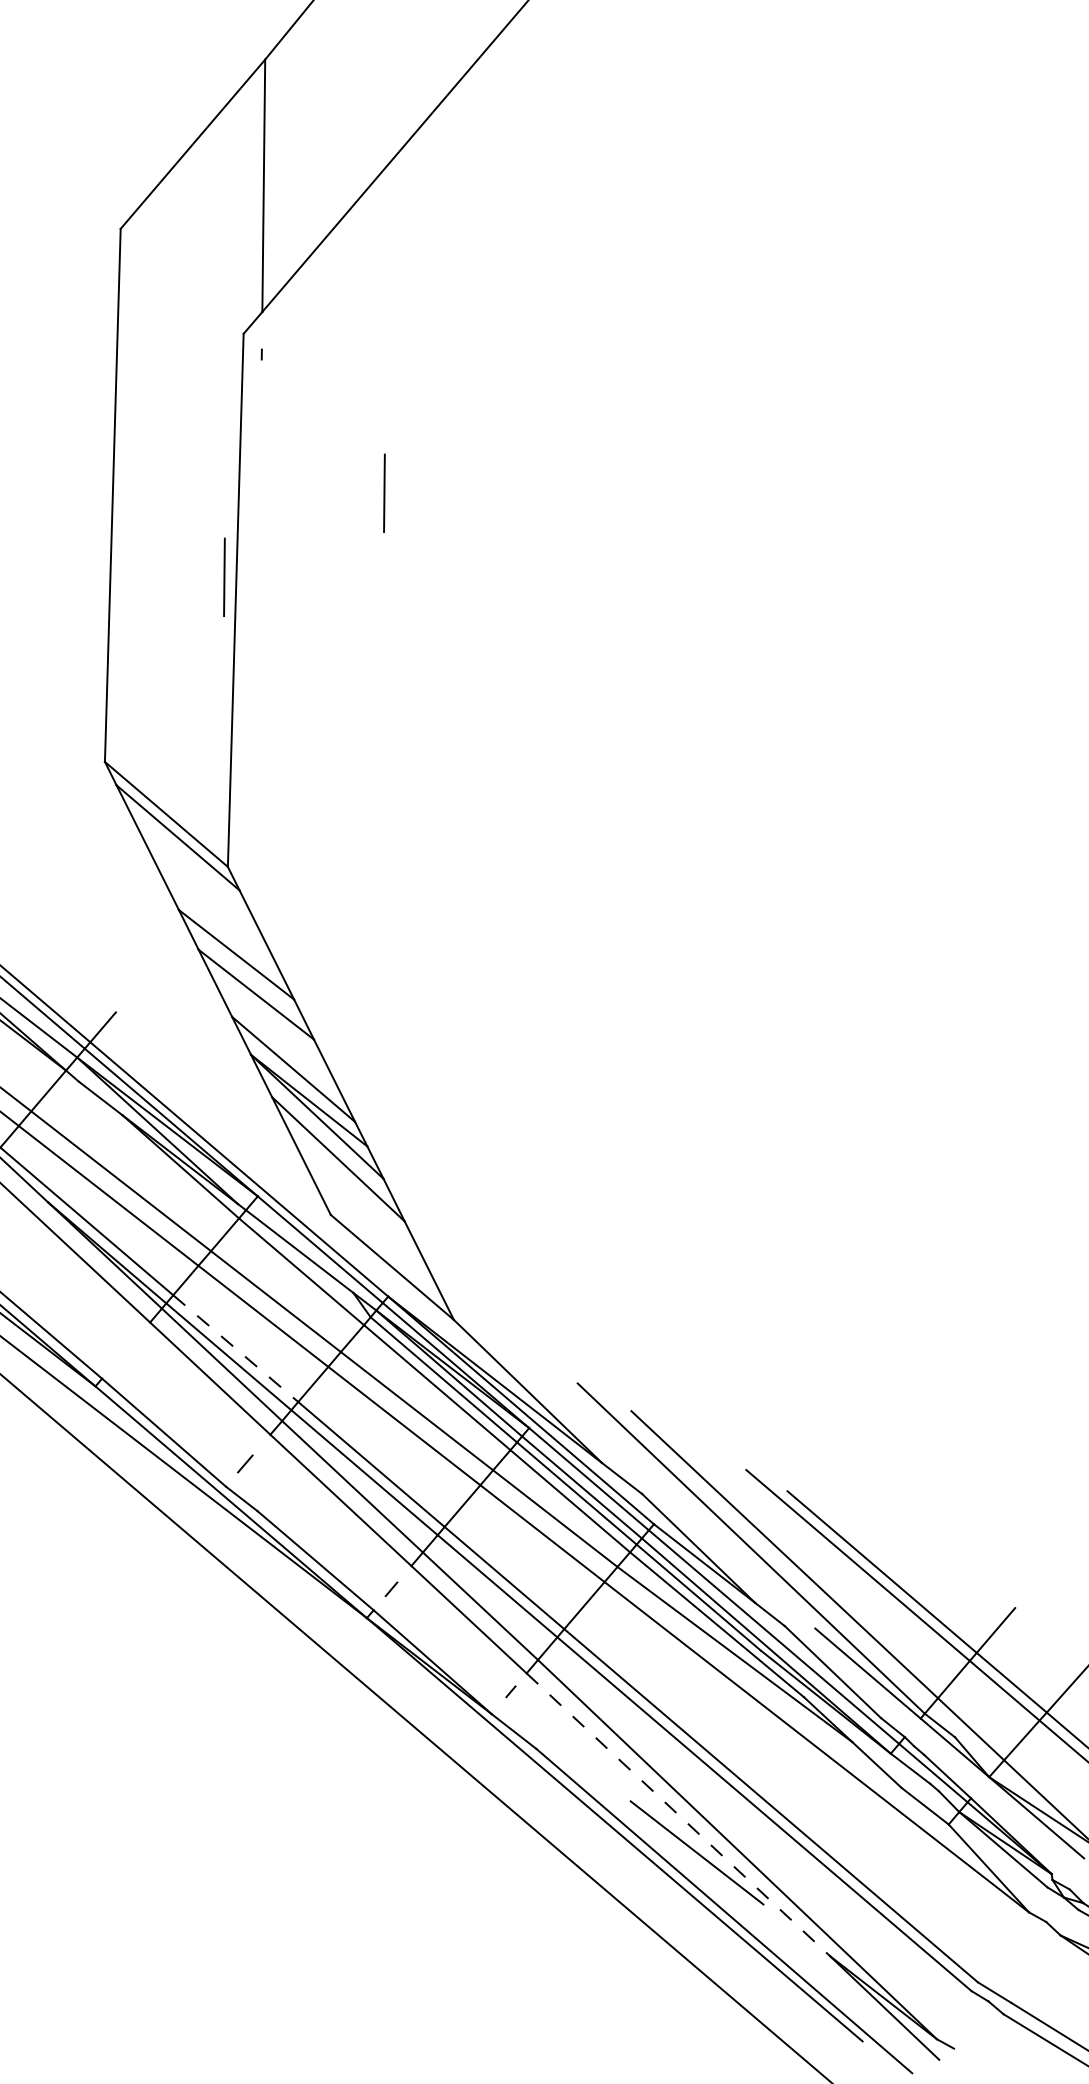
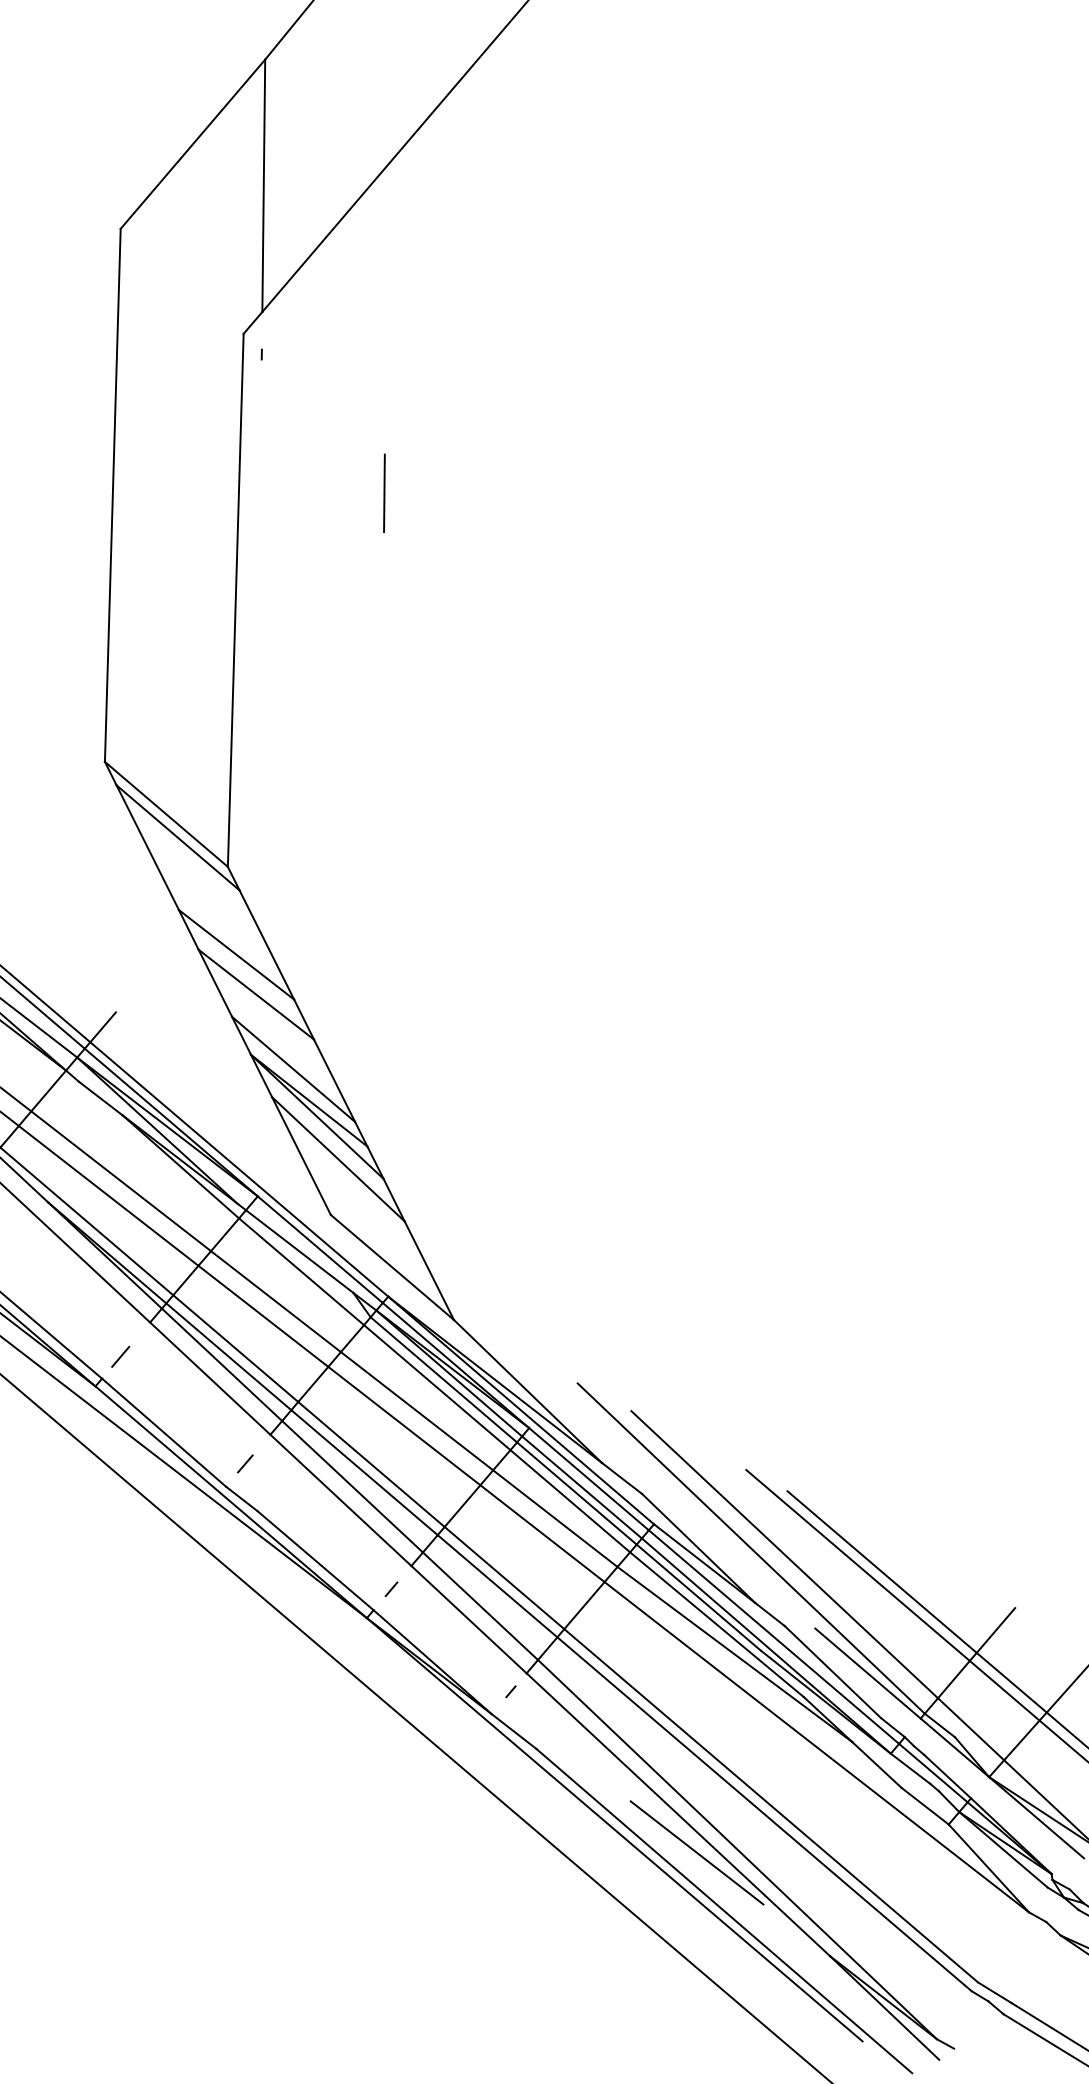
line: present -> none (224, 576)
line: dashed -> solid (236, 1348)
line: none -> present (120, 1356)
line: dashed -> solid (678, 1815)
